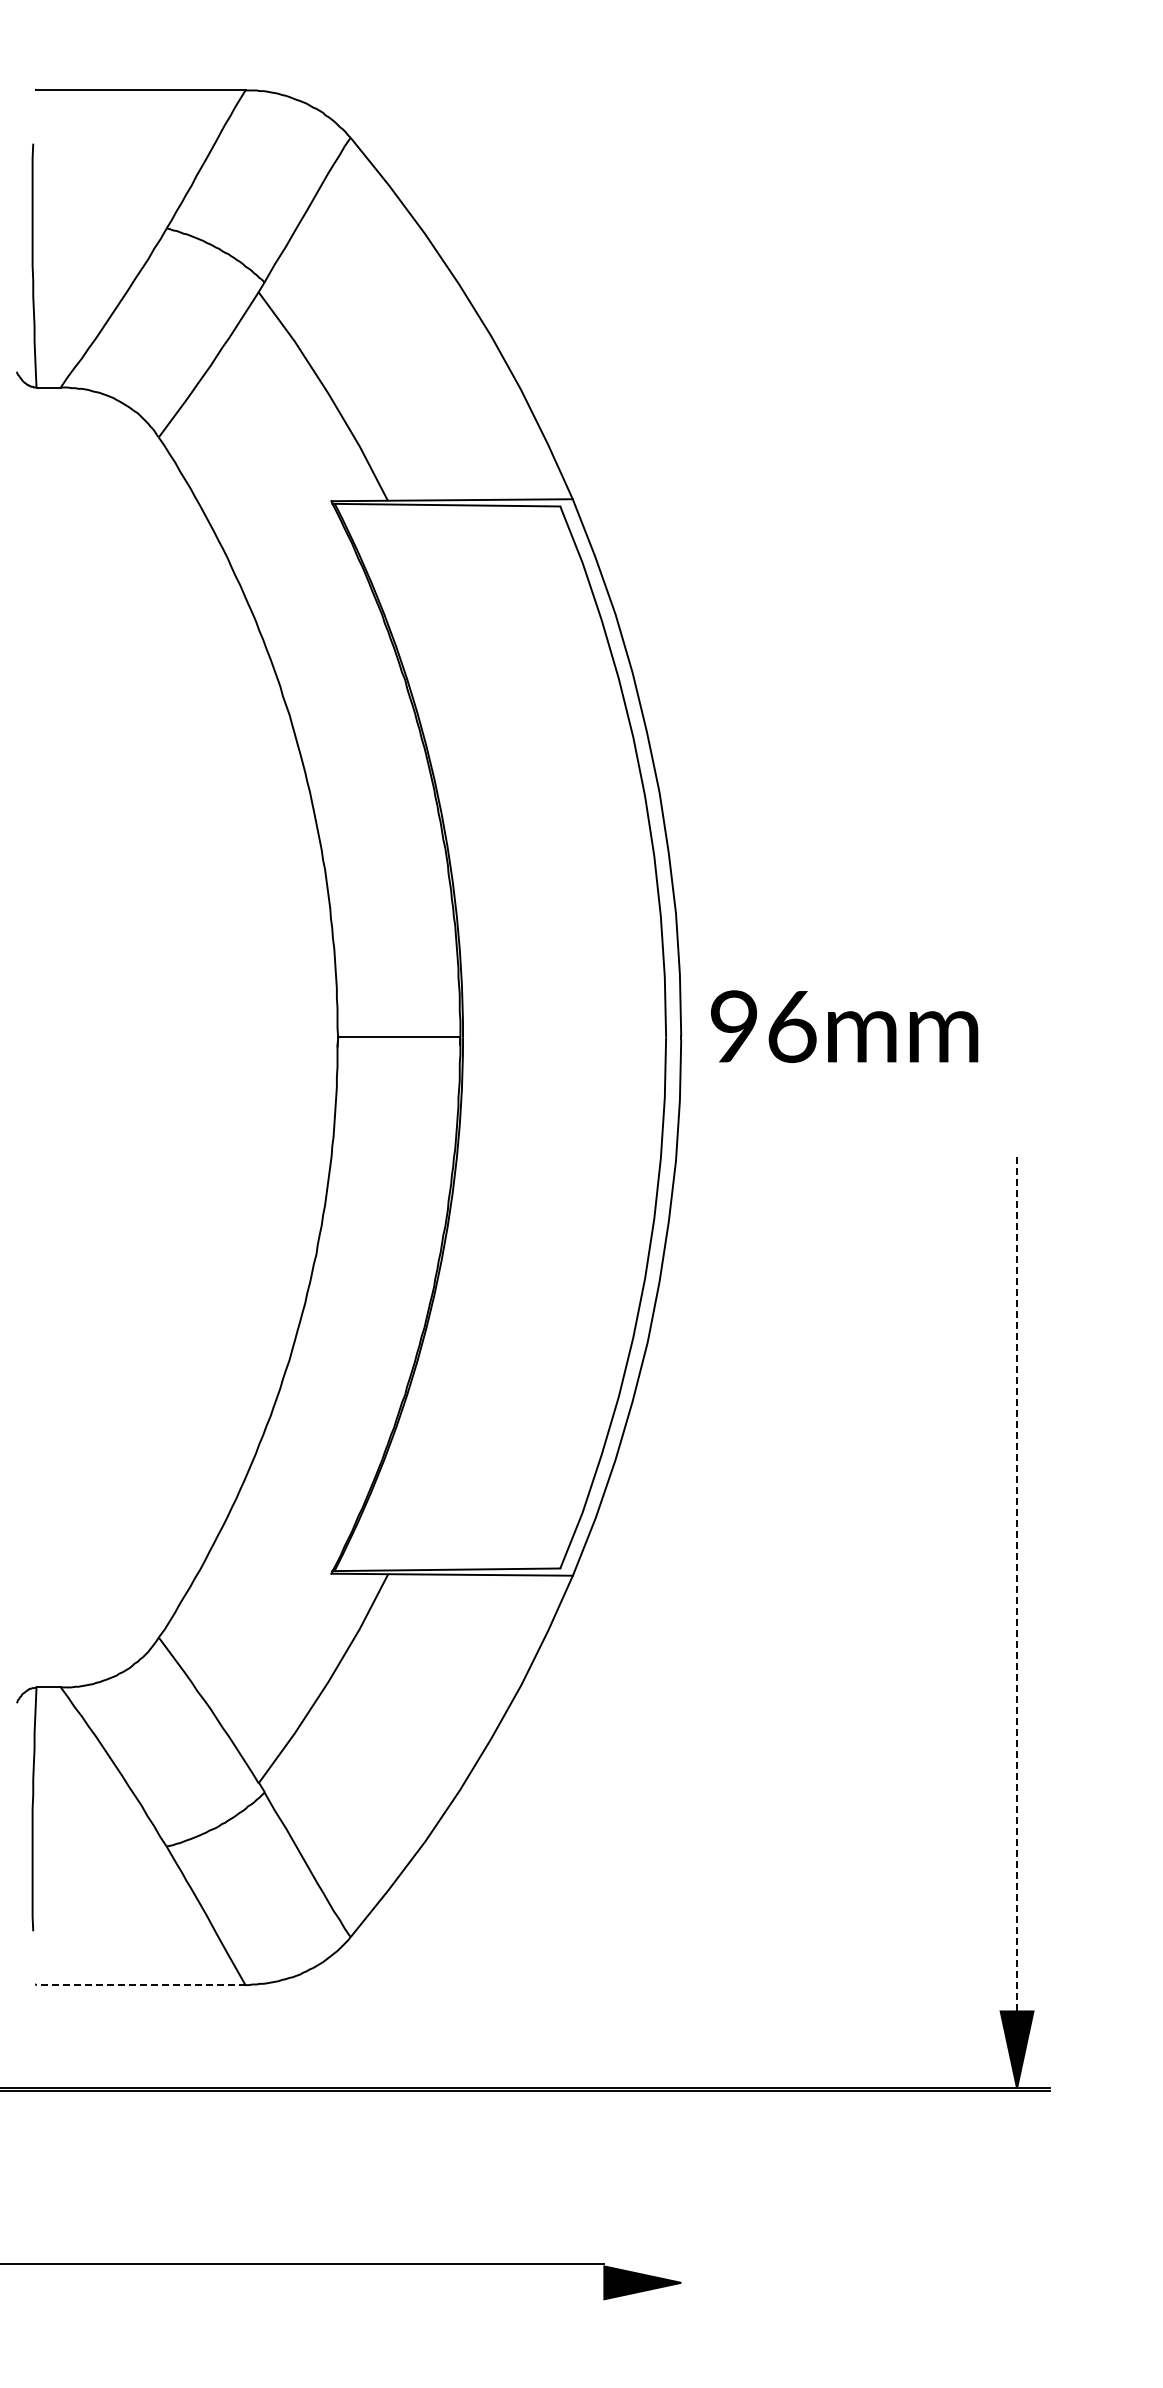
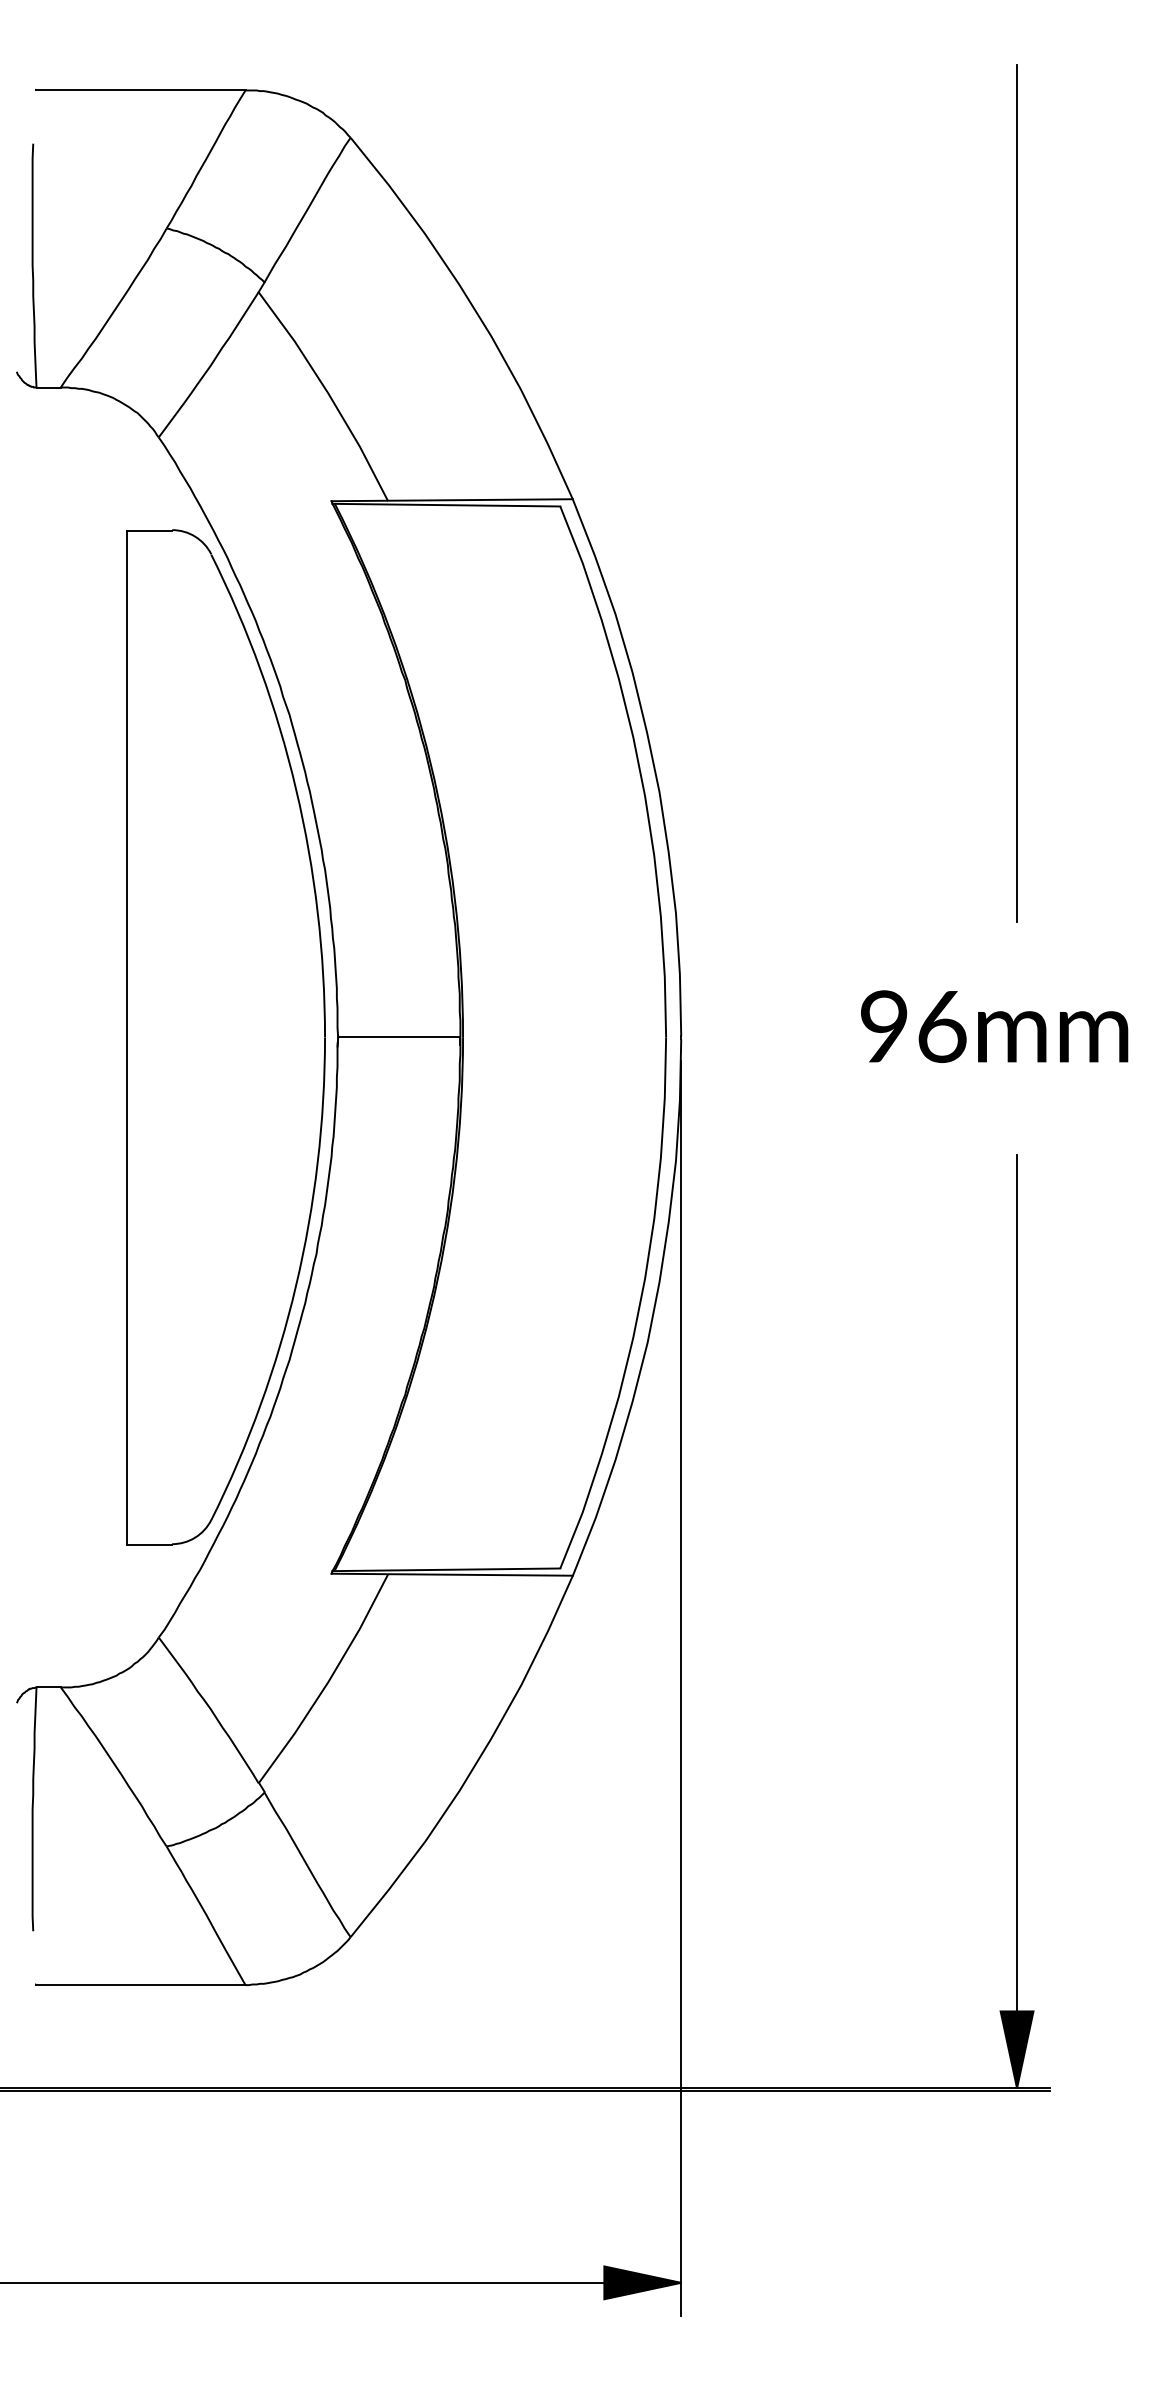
line: none -> present (1017, 493)
text position: (844, 1026) -> (994, 1026) (994, 1026)
part: none -> present (225, 1037)
line: dashed -> solid (1017, 1582)
line: none -> present (681, 1688)
line: dashed -> solid (140, 1985)
line position: (303, 2263) -> (303, 2282) (303, 2282)
